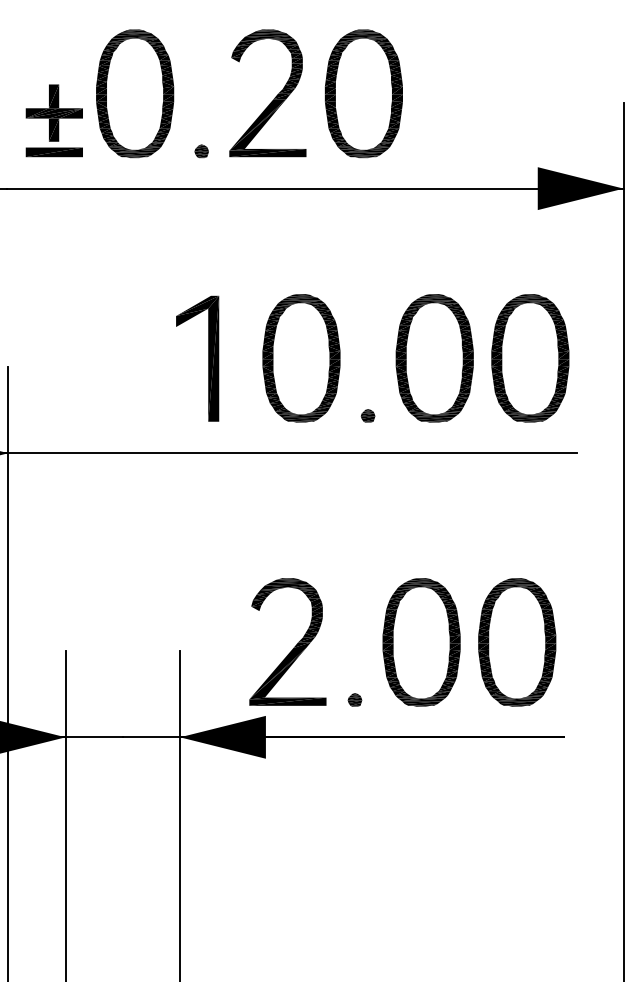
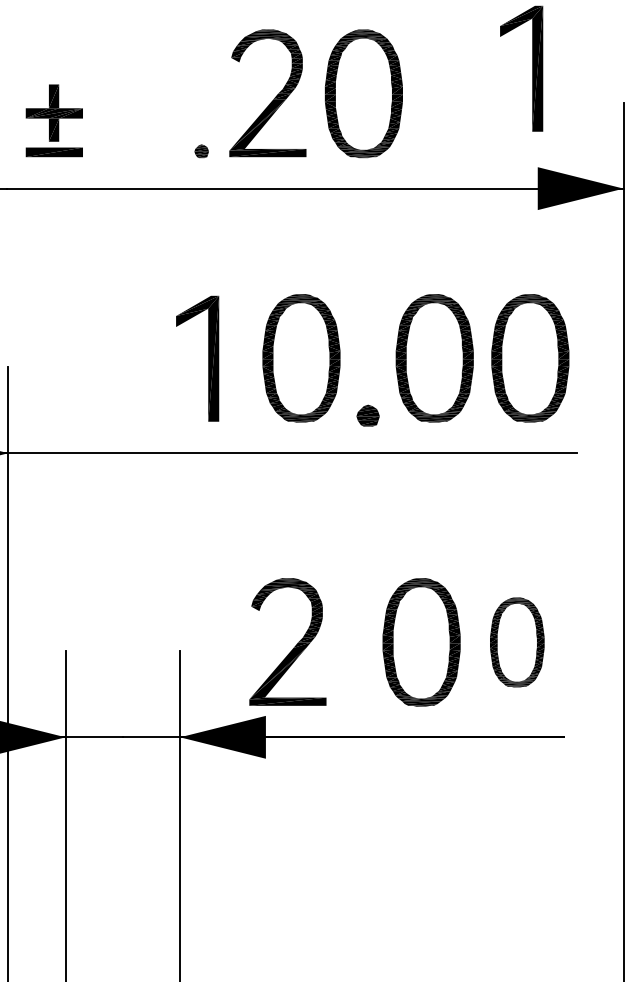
part: none -> present (532, 68)
part: present -> none (135, 93)
part size: 16x14 px -> 24x23 px (367, 415)
part size: 79x129 px -> 55x91 px (517, 642)
part: present -> none (354, 699)
